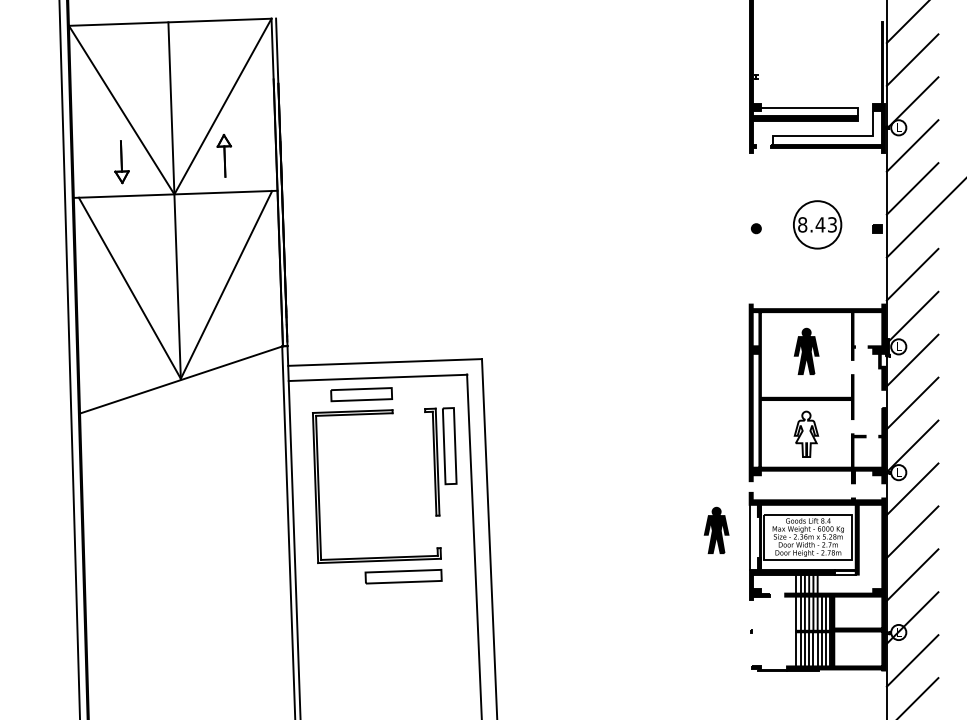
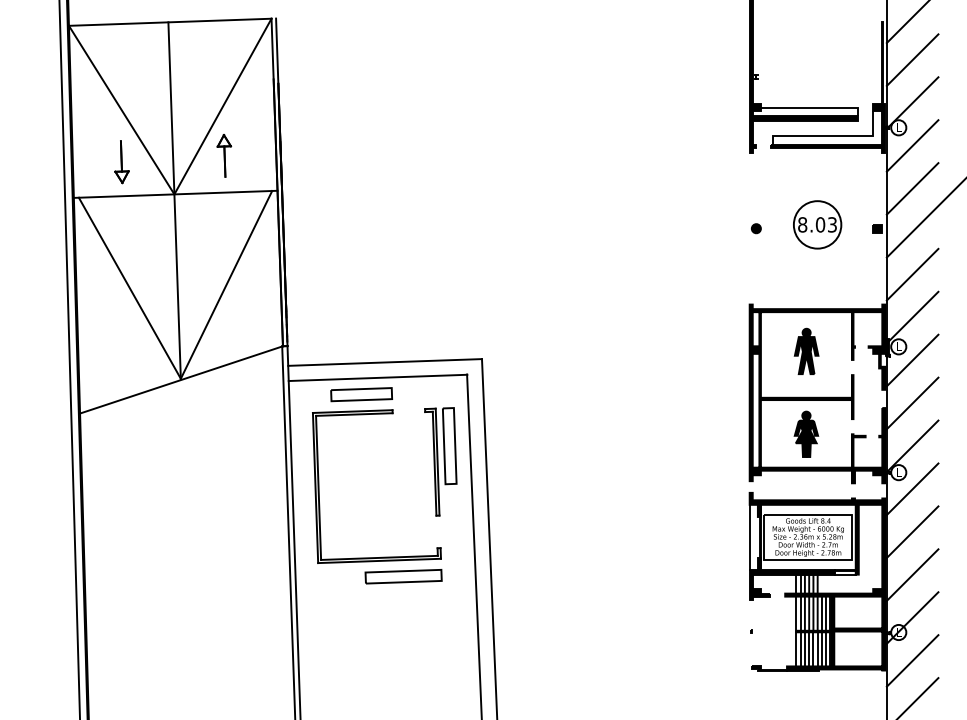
text: 8.43 -> 8.03 (820, 224)
fill: none -> present (806, 434)
part: present -> none (716, 529)
